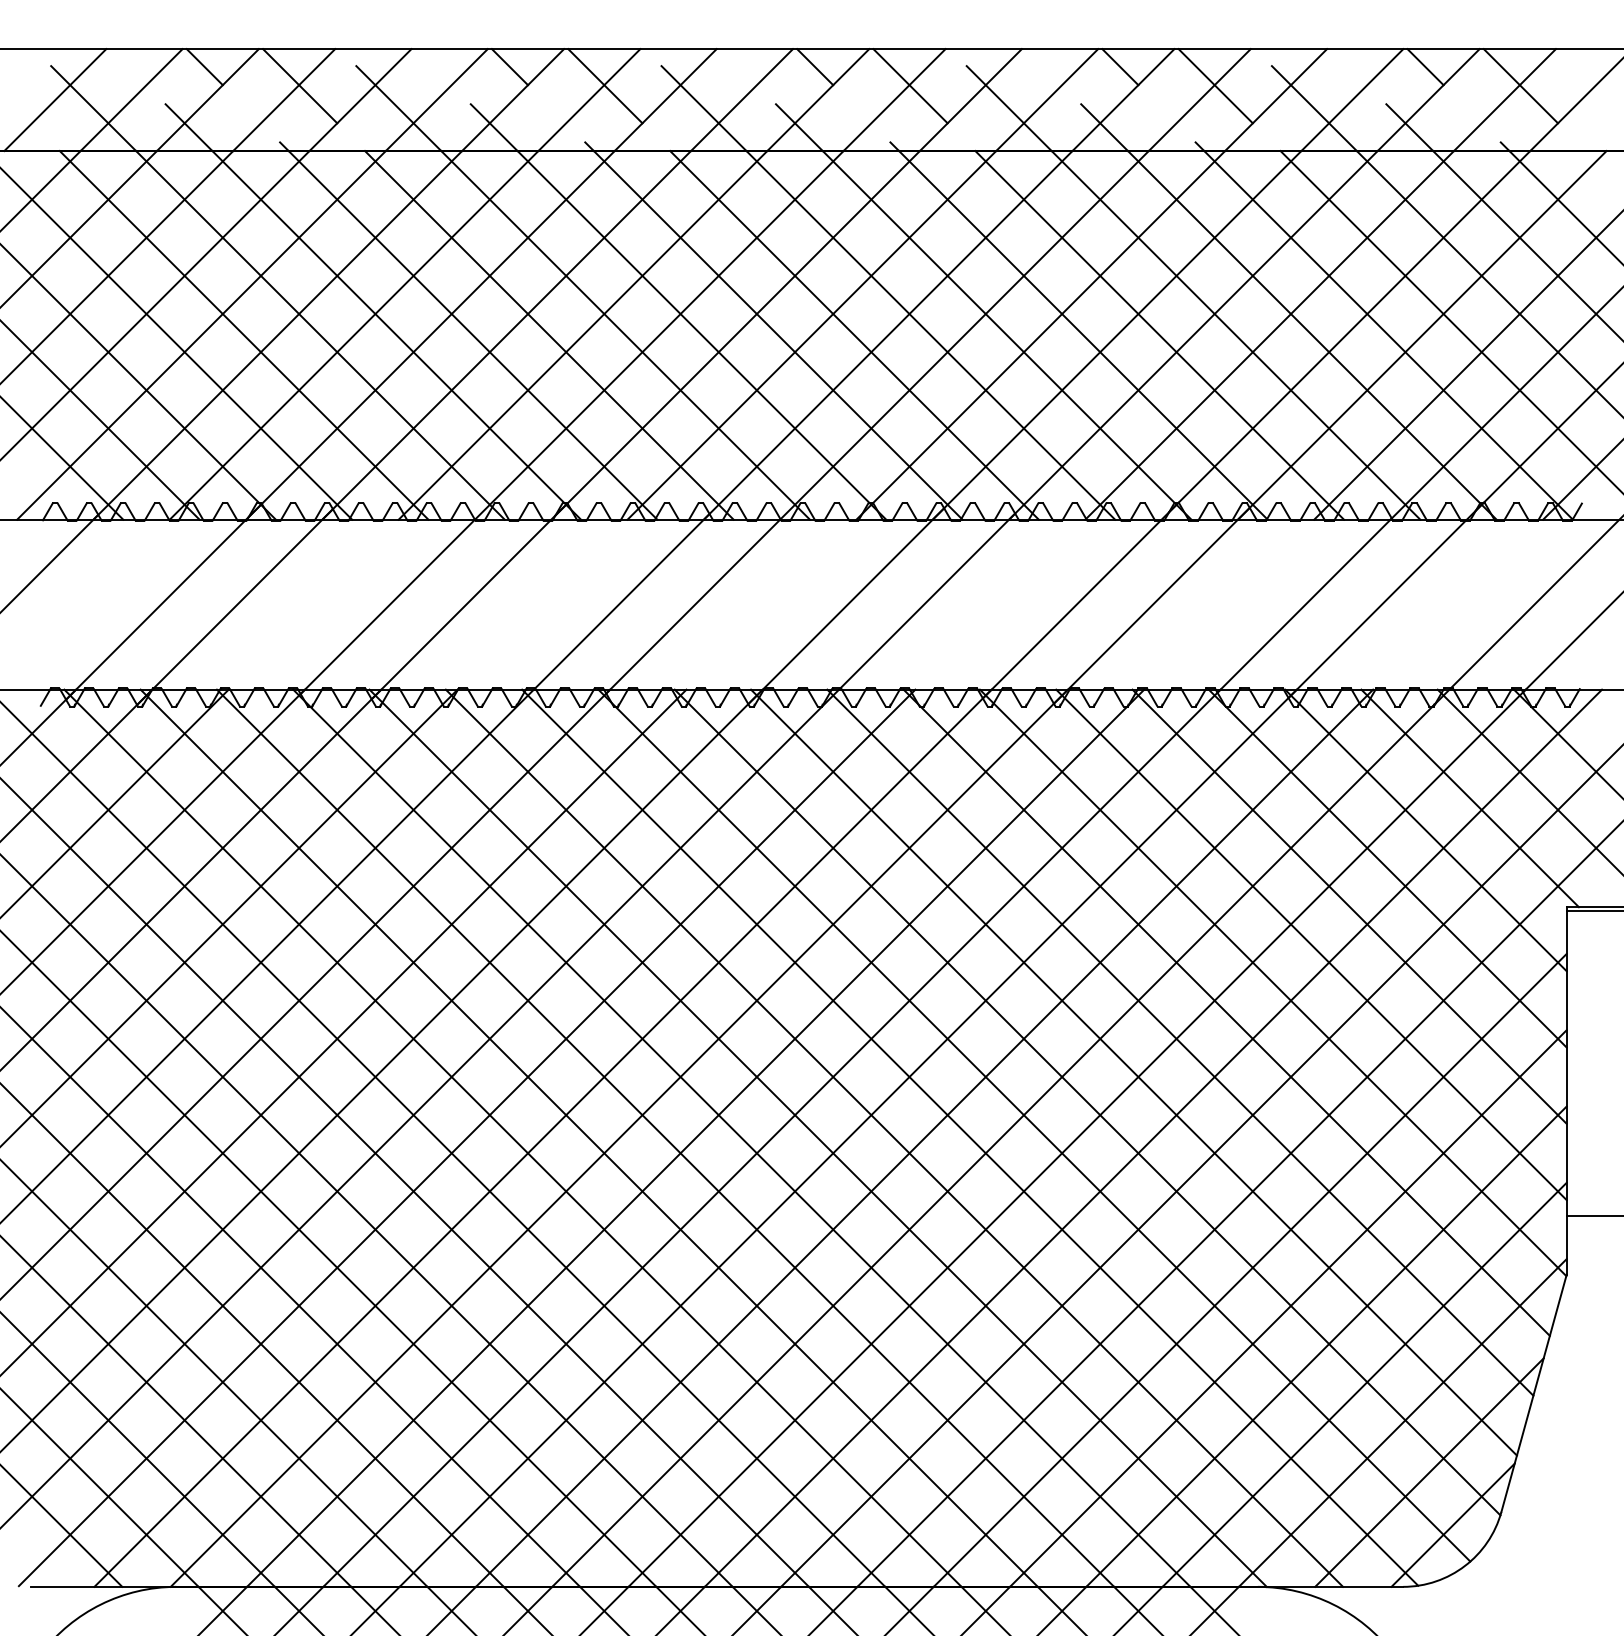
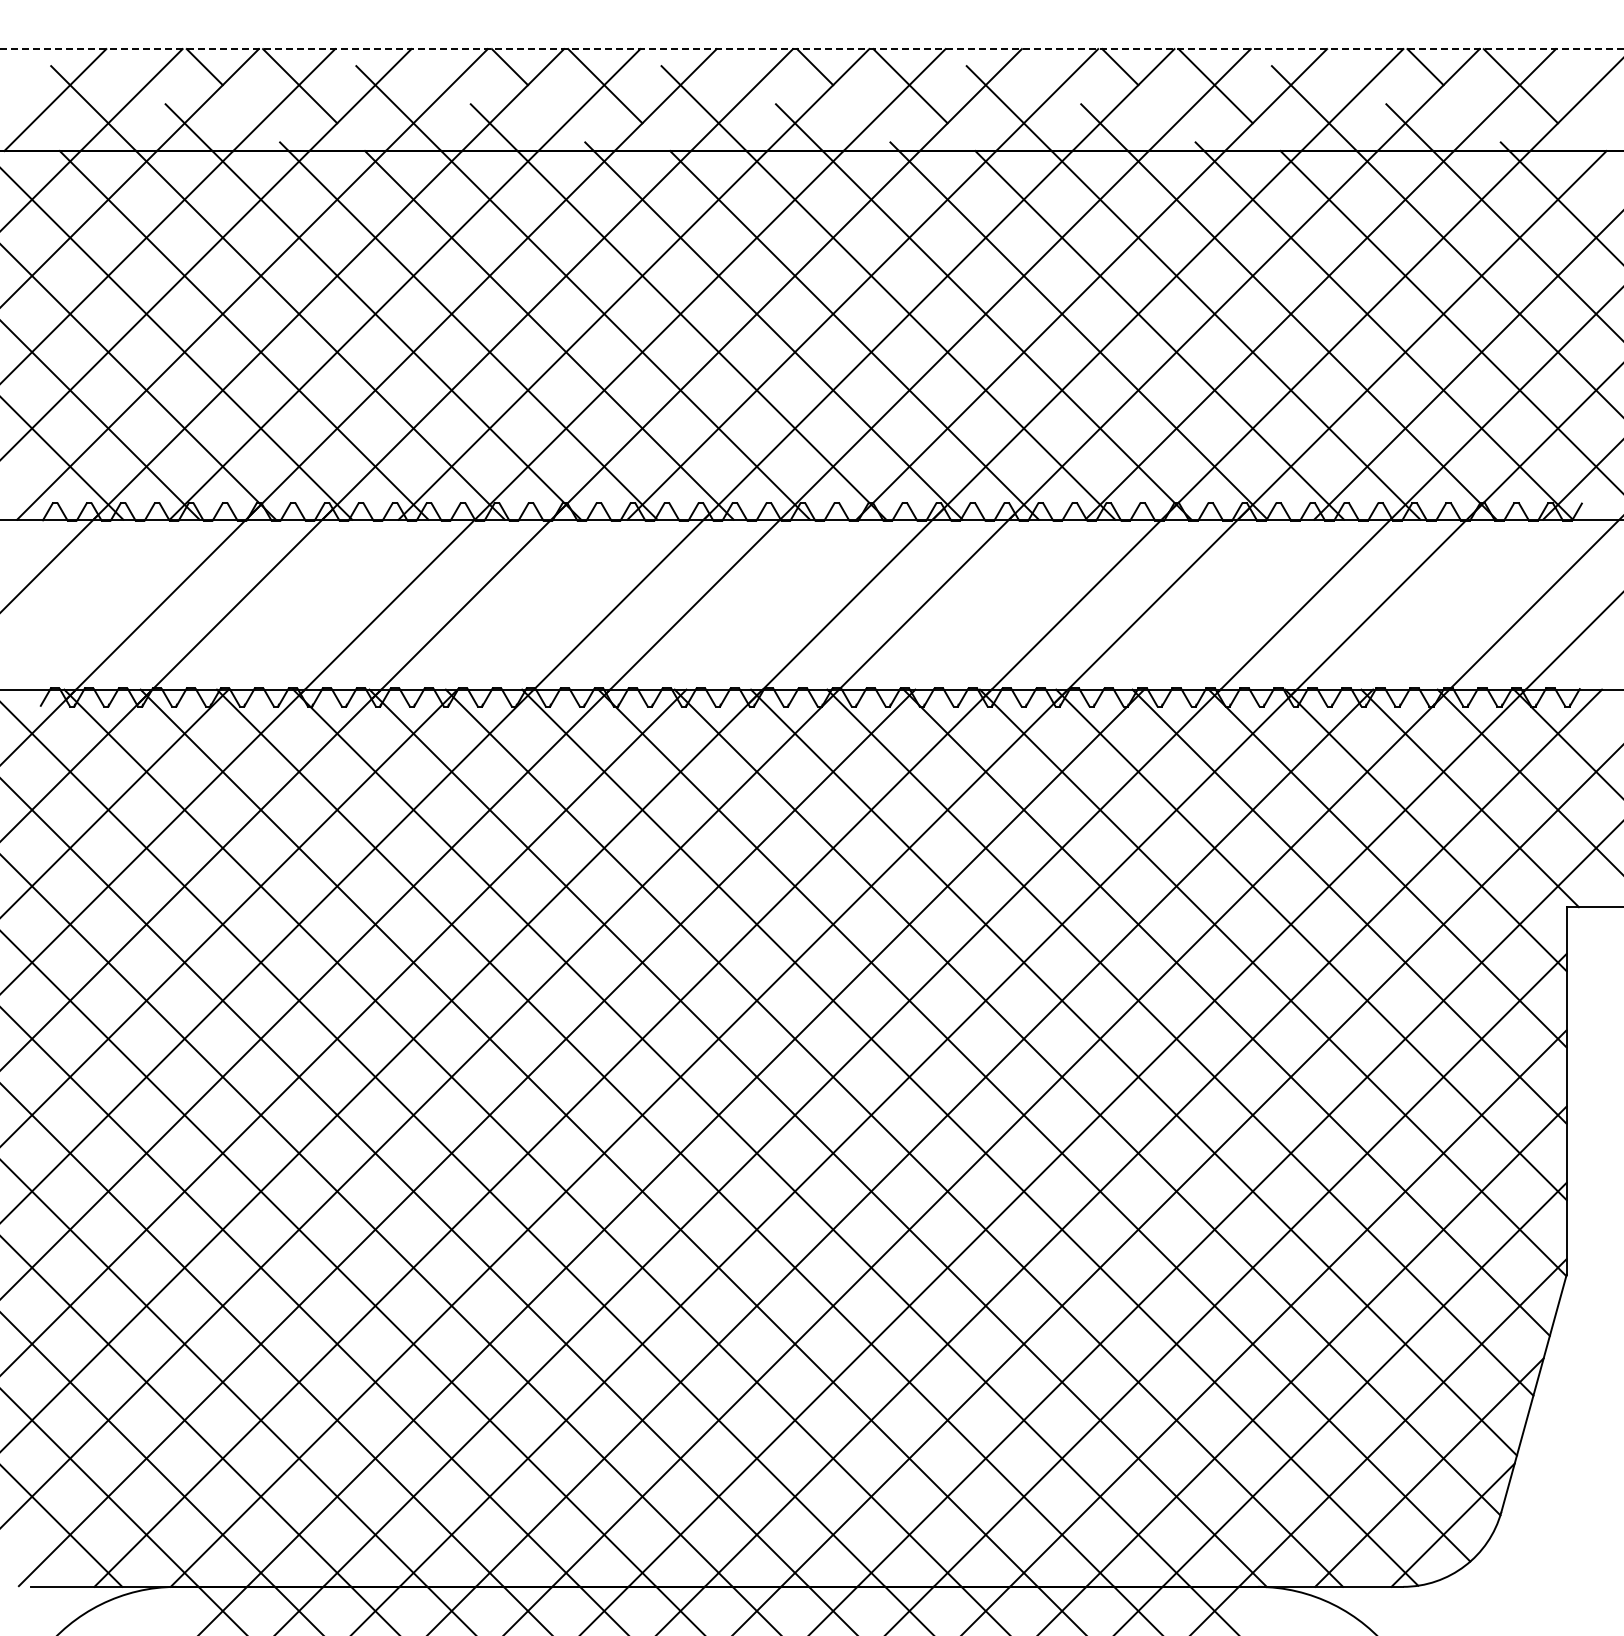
line: solid -> dashed (811, 49)
line: present -> none (1593, 910)
line: present -> none (1593, 1216)
